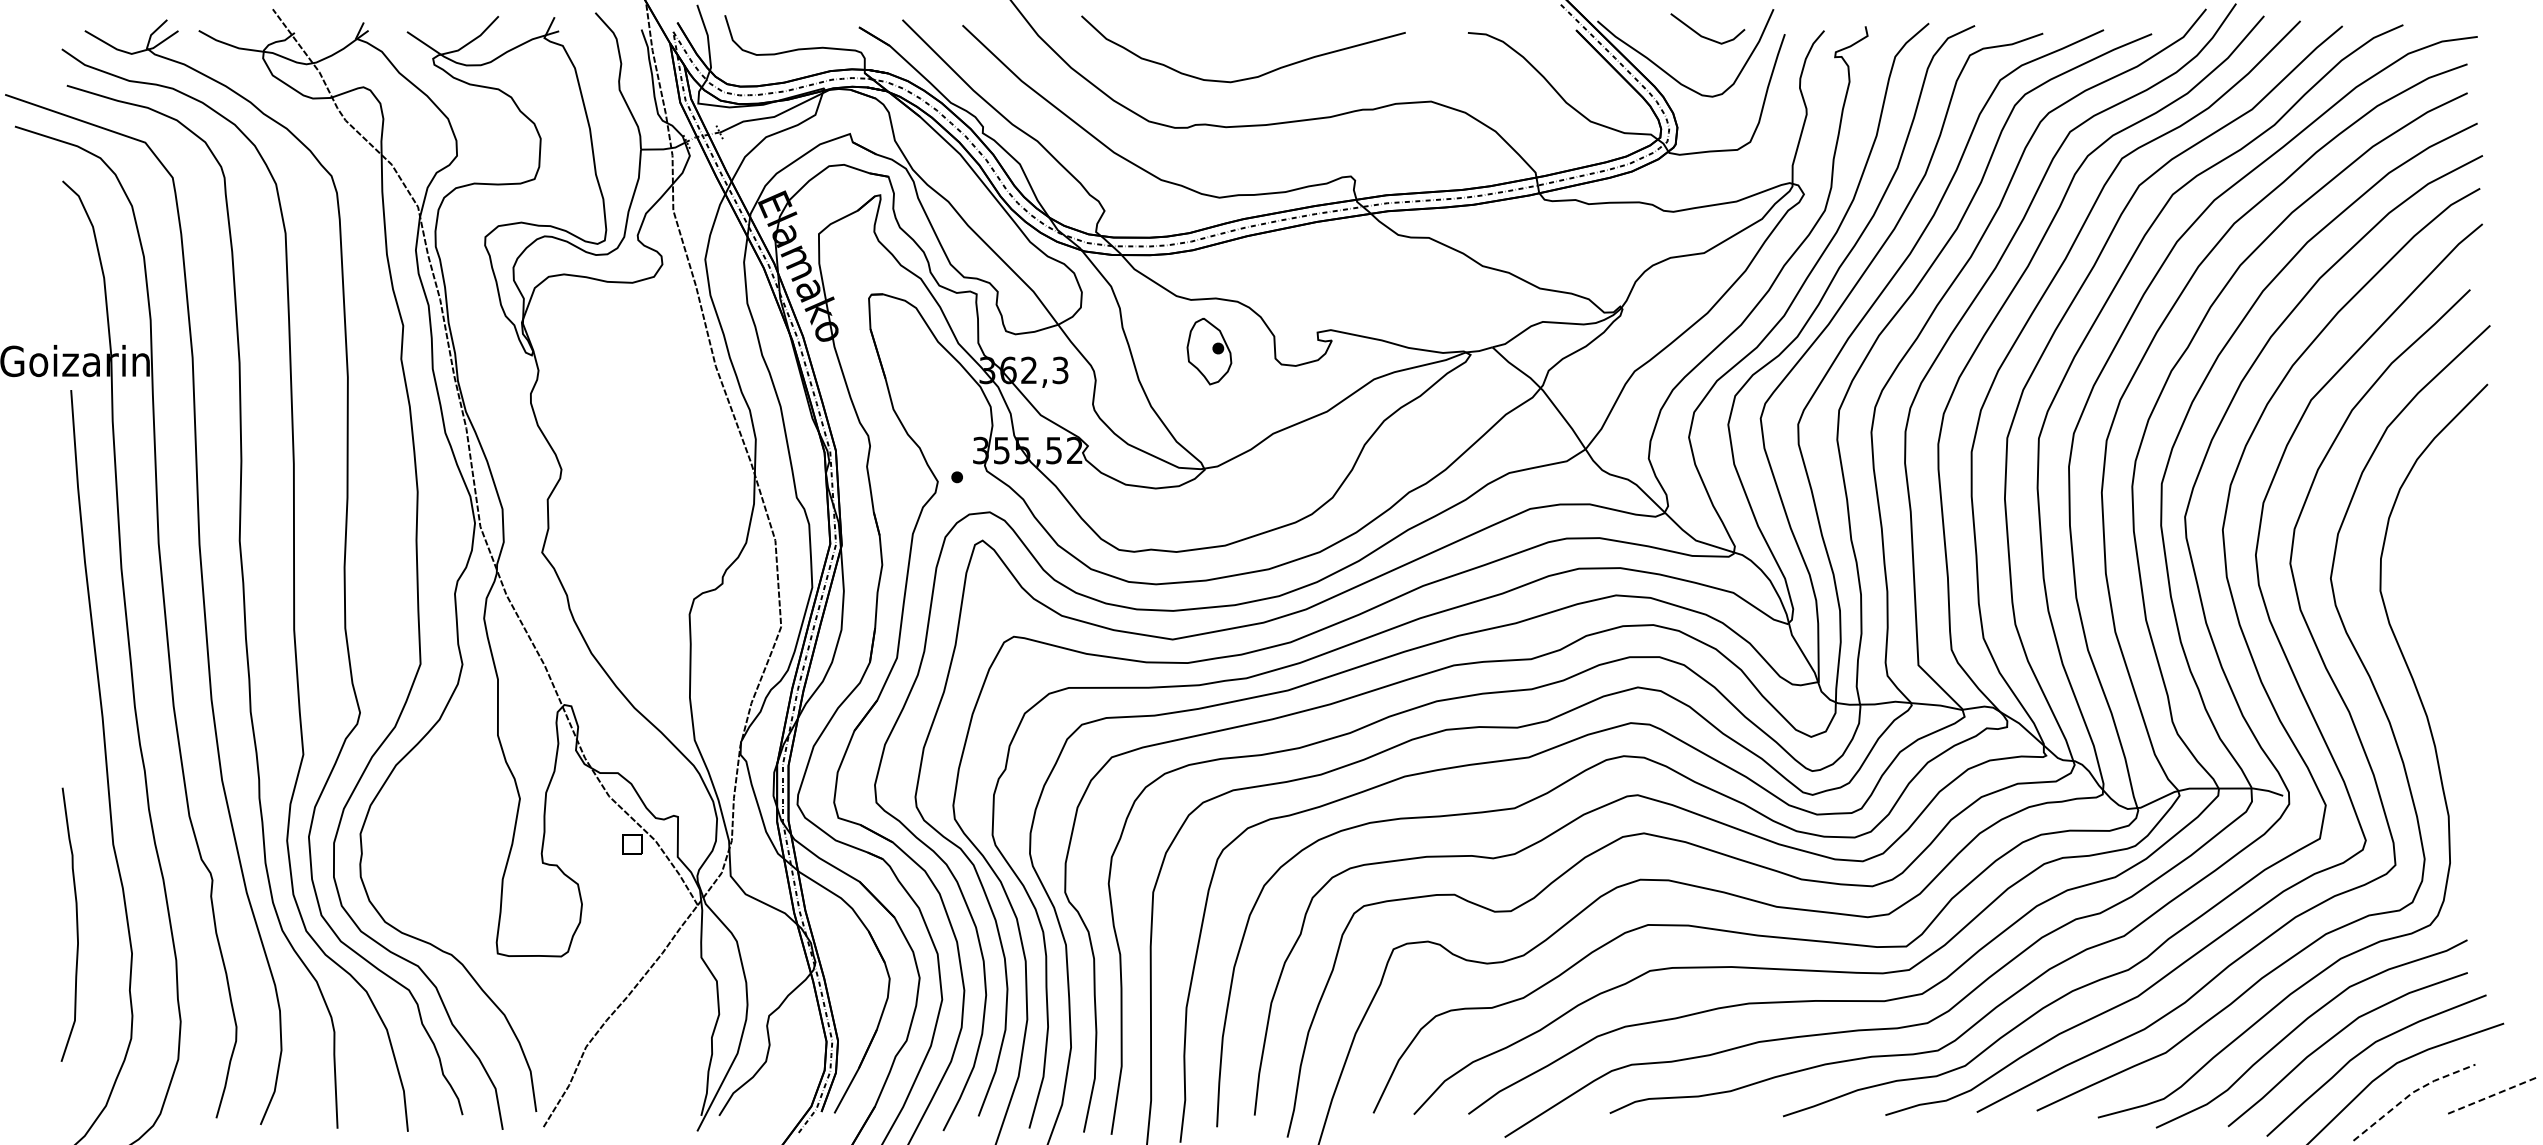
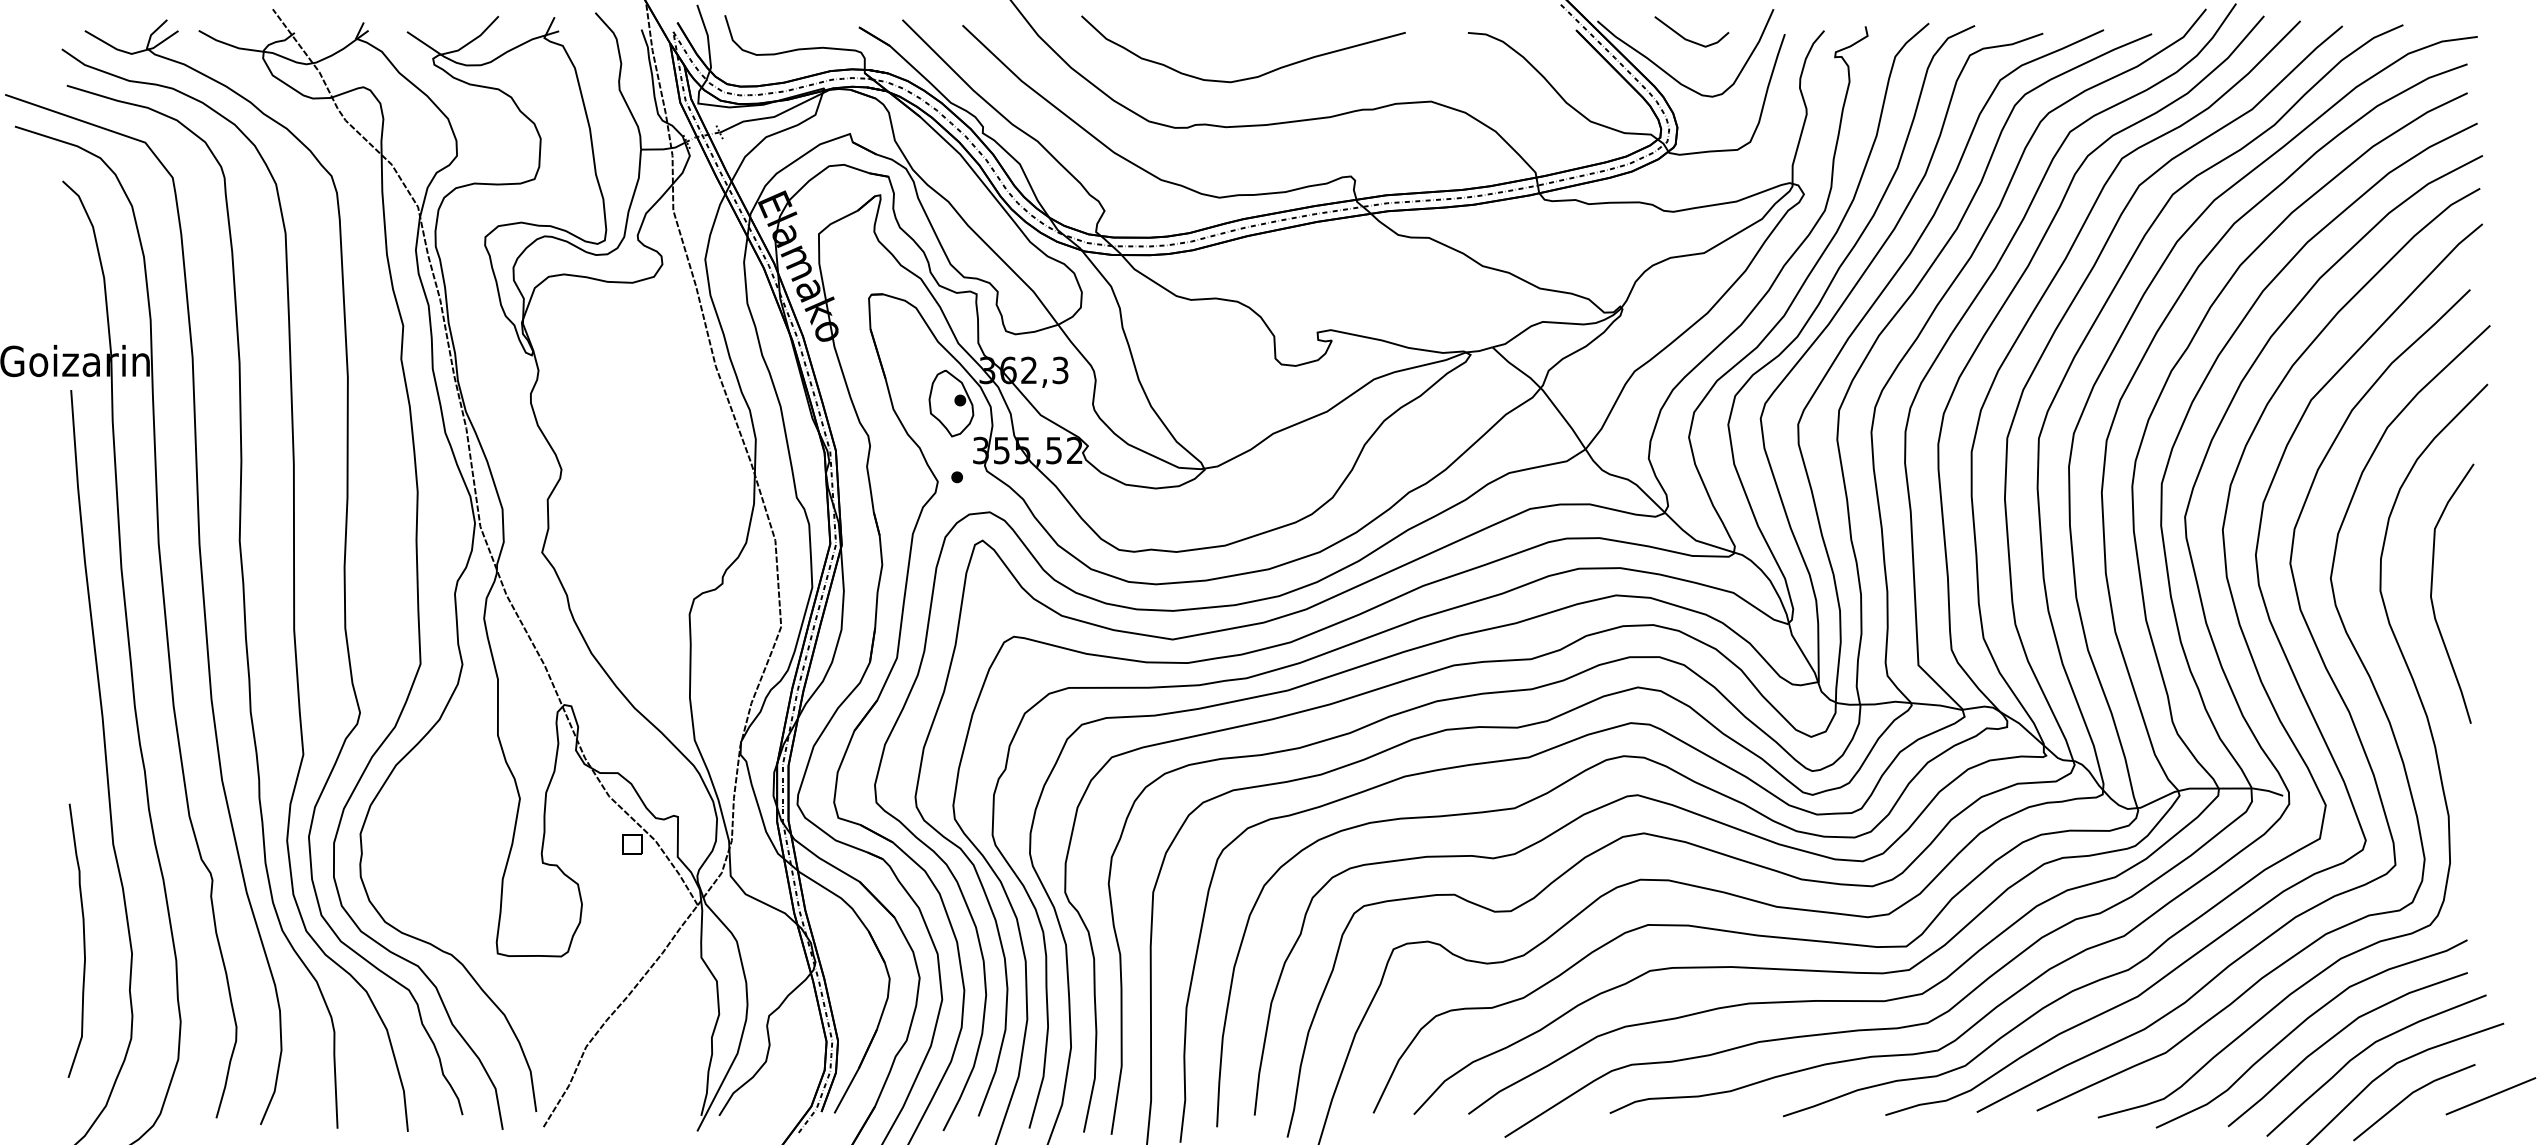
line position: (1705, 36) -> (1689, 39) (1689, 39)
part position: (1209, 351) -> (951, 403) (951, 403)
curve: none -> present (2432, 593)
curve position: (76, 924) -> (83, 940) (83, 940)
line: dashed -> solid (2411, 1093)
line: dashed -> solid (2490, 1096)
